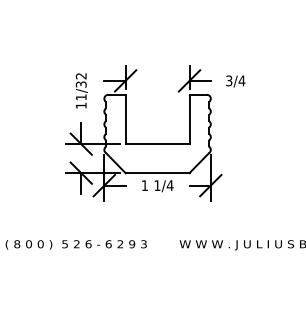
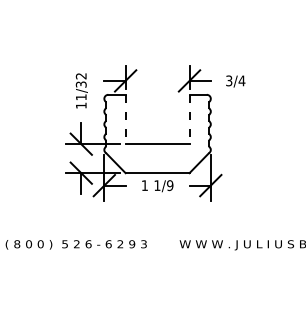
line: solid -> dashed (125, 119)
line: solid -> dashed (189, 119)
text: 1/4 -> 1/9 (169, 185)
